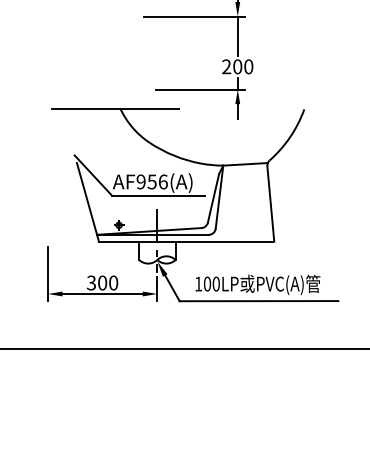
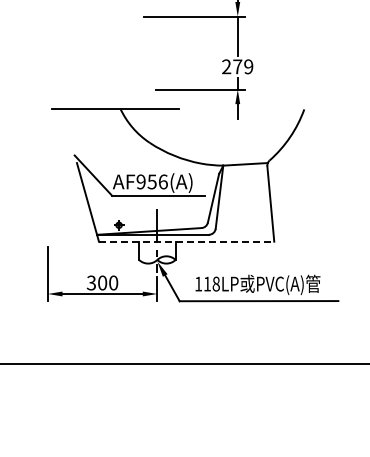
text: 200 -> 279 (243, 66)
line: solid -> dashed (186, 241)
text: 100LP -> 118LP (211, 283)
line position: (184, 348) -> (184, 363) (184, 363)
